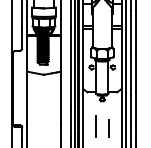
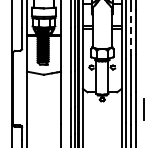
line: solid -> dashed (131, 33)
line position: (95, 126) -> (143, 109) (143, 109)
line: present -> none (108, 128)
